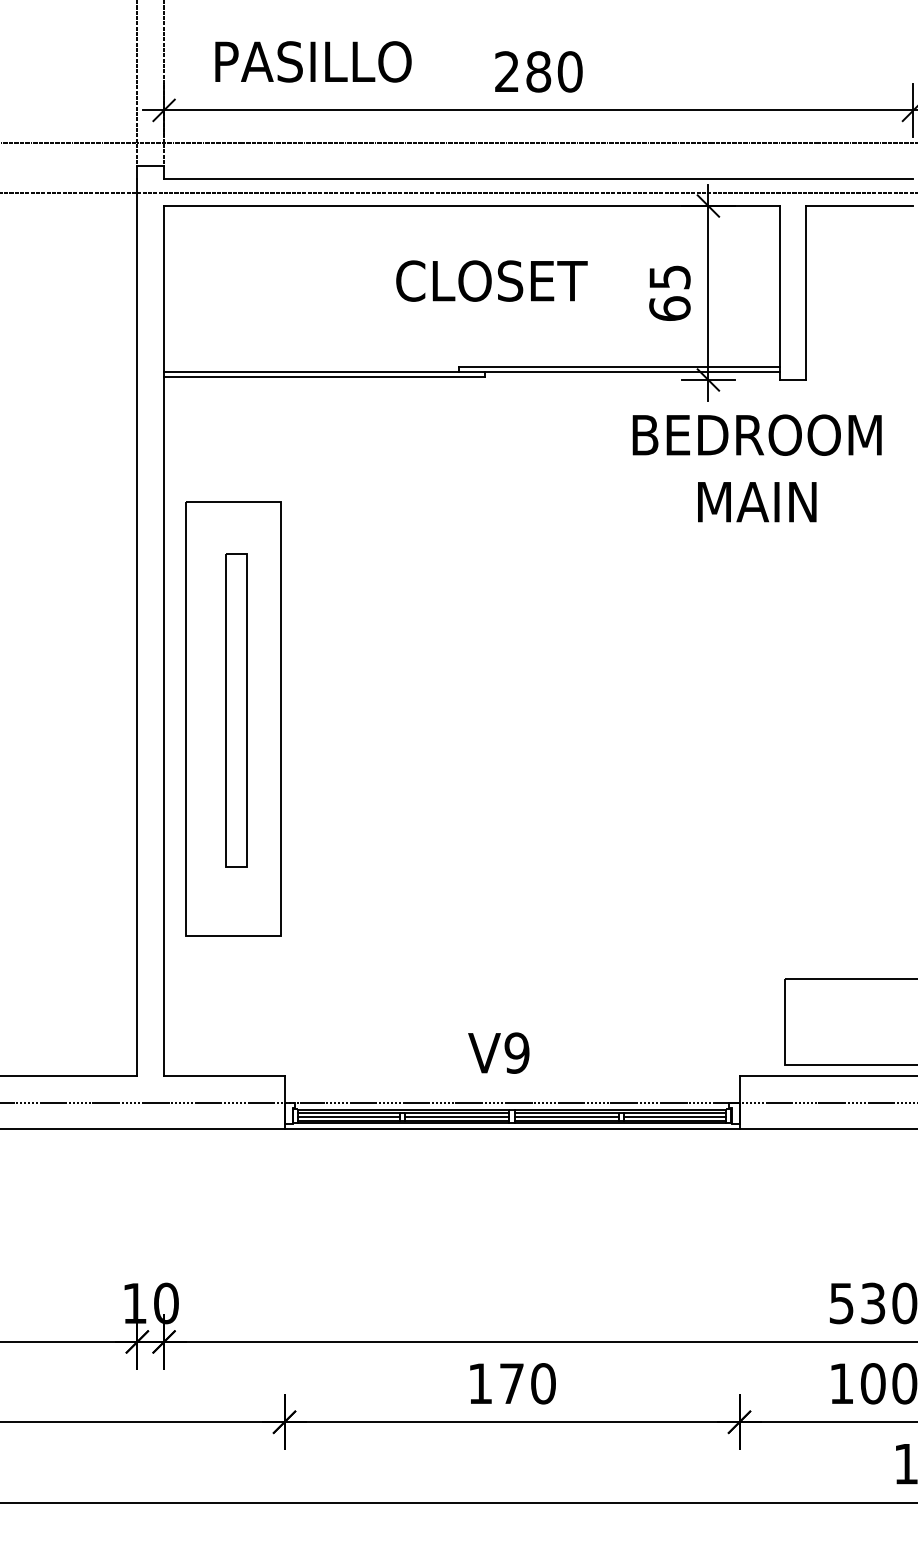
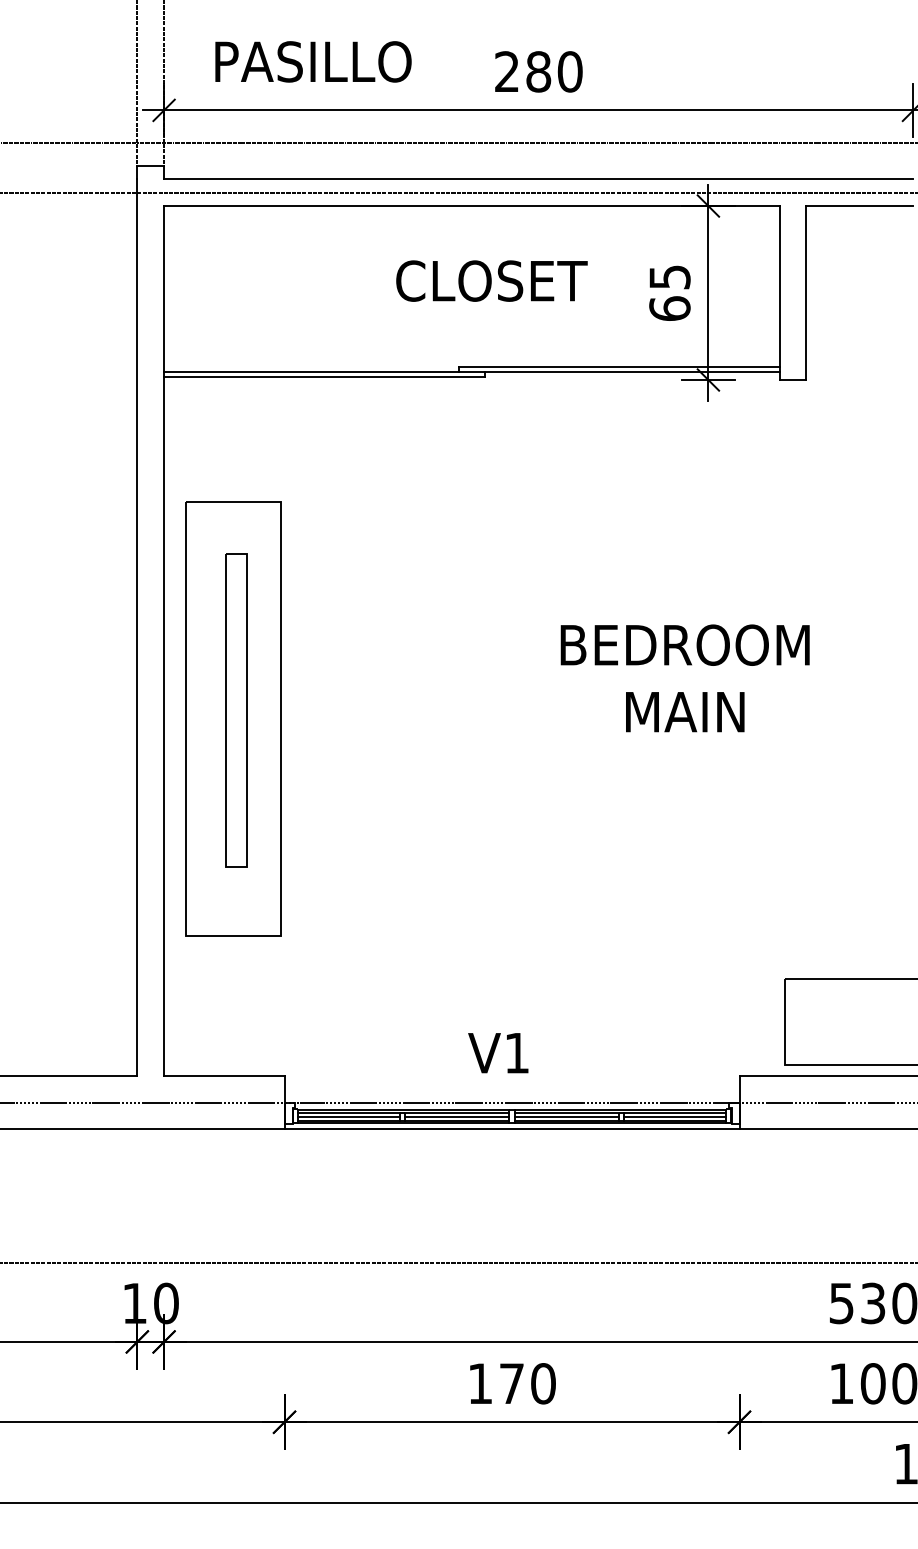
text position: (756, 468) -> (684, 678) (684, 678)
text: V9 -> V1 (516, 1052)
line: none -> present (458, 1263)
